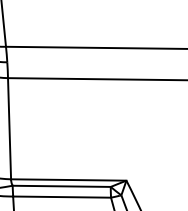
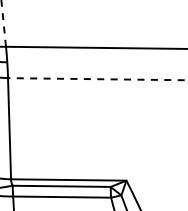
line: solid -> dashed (3, 22)
line: solid -> dashed (97, 79)
